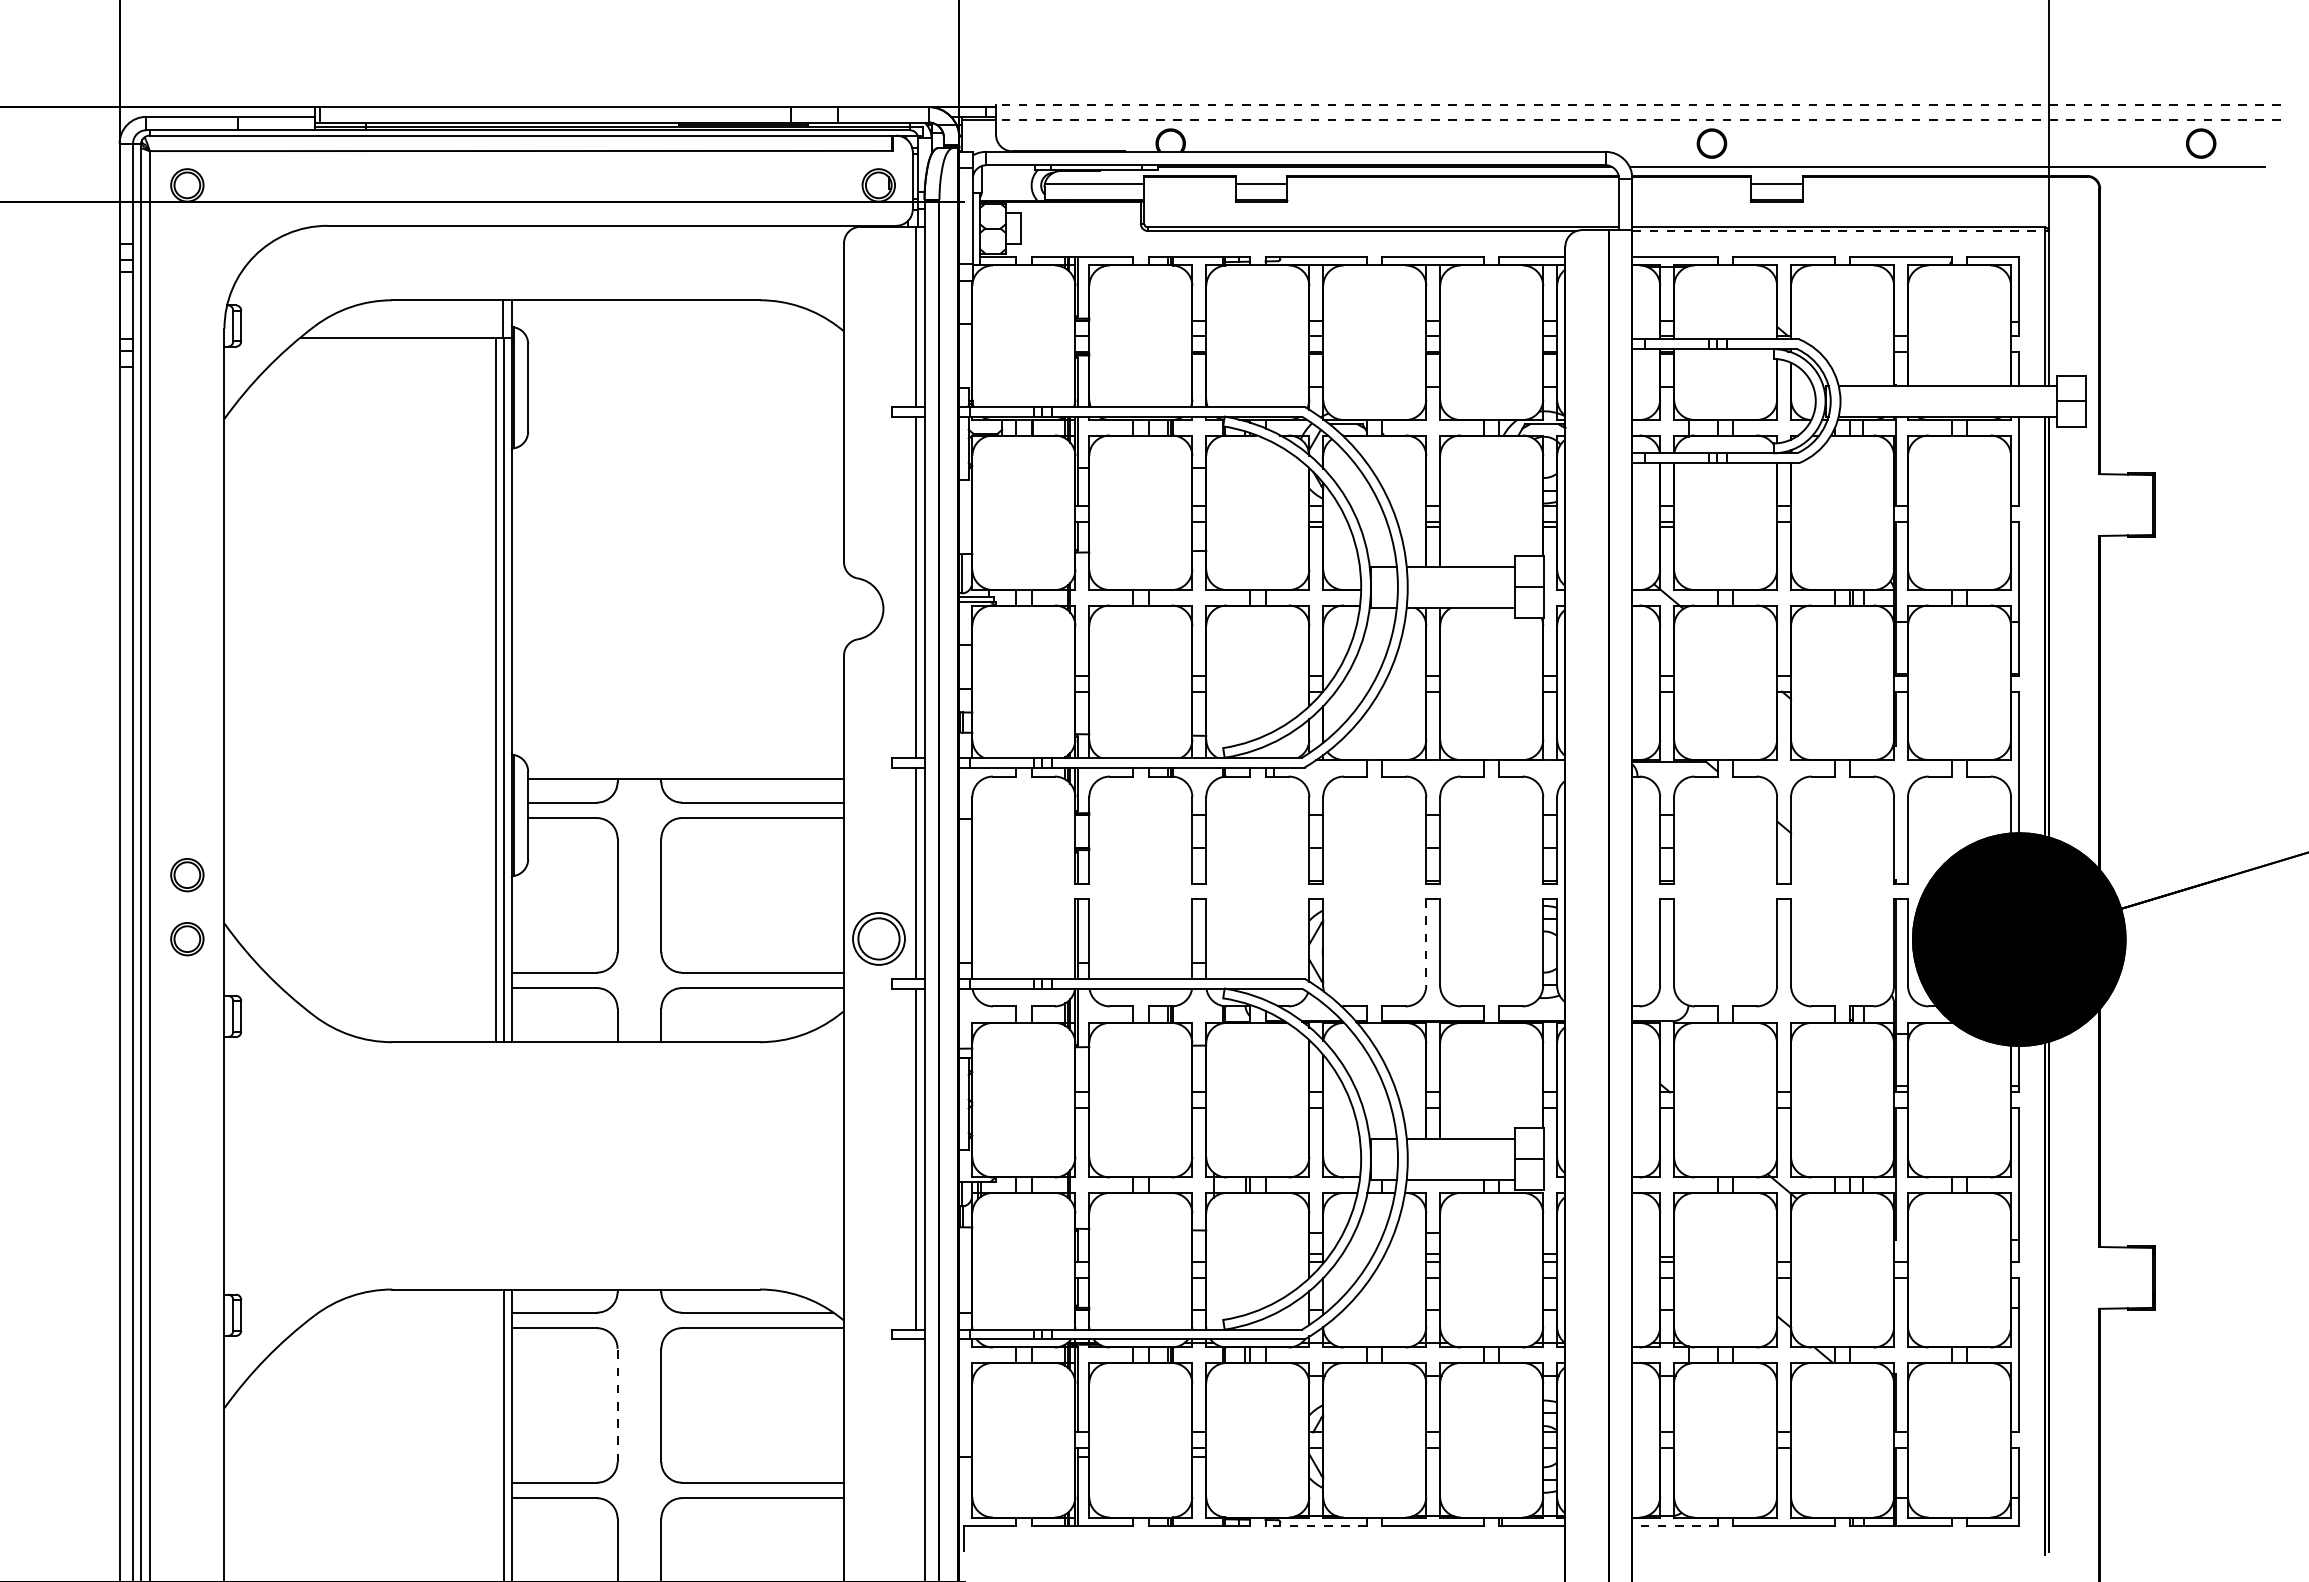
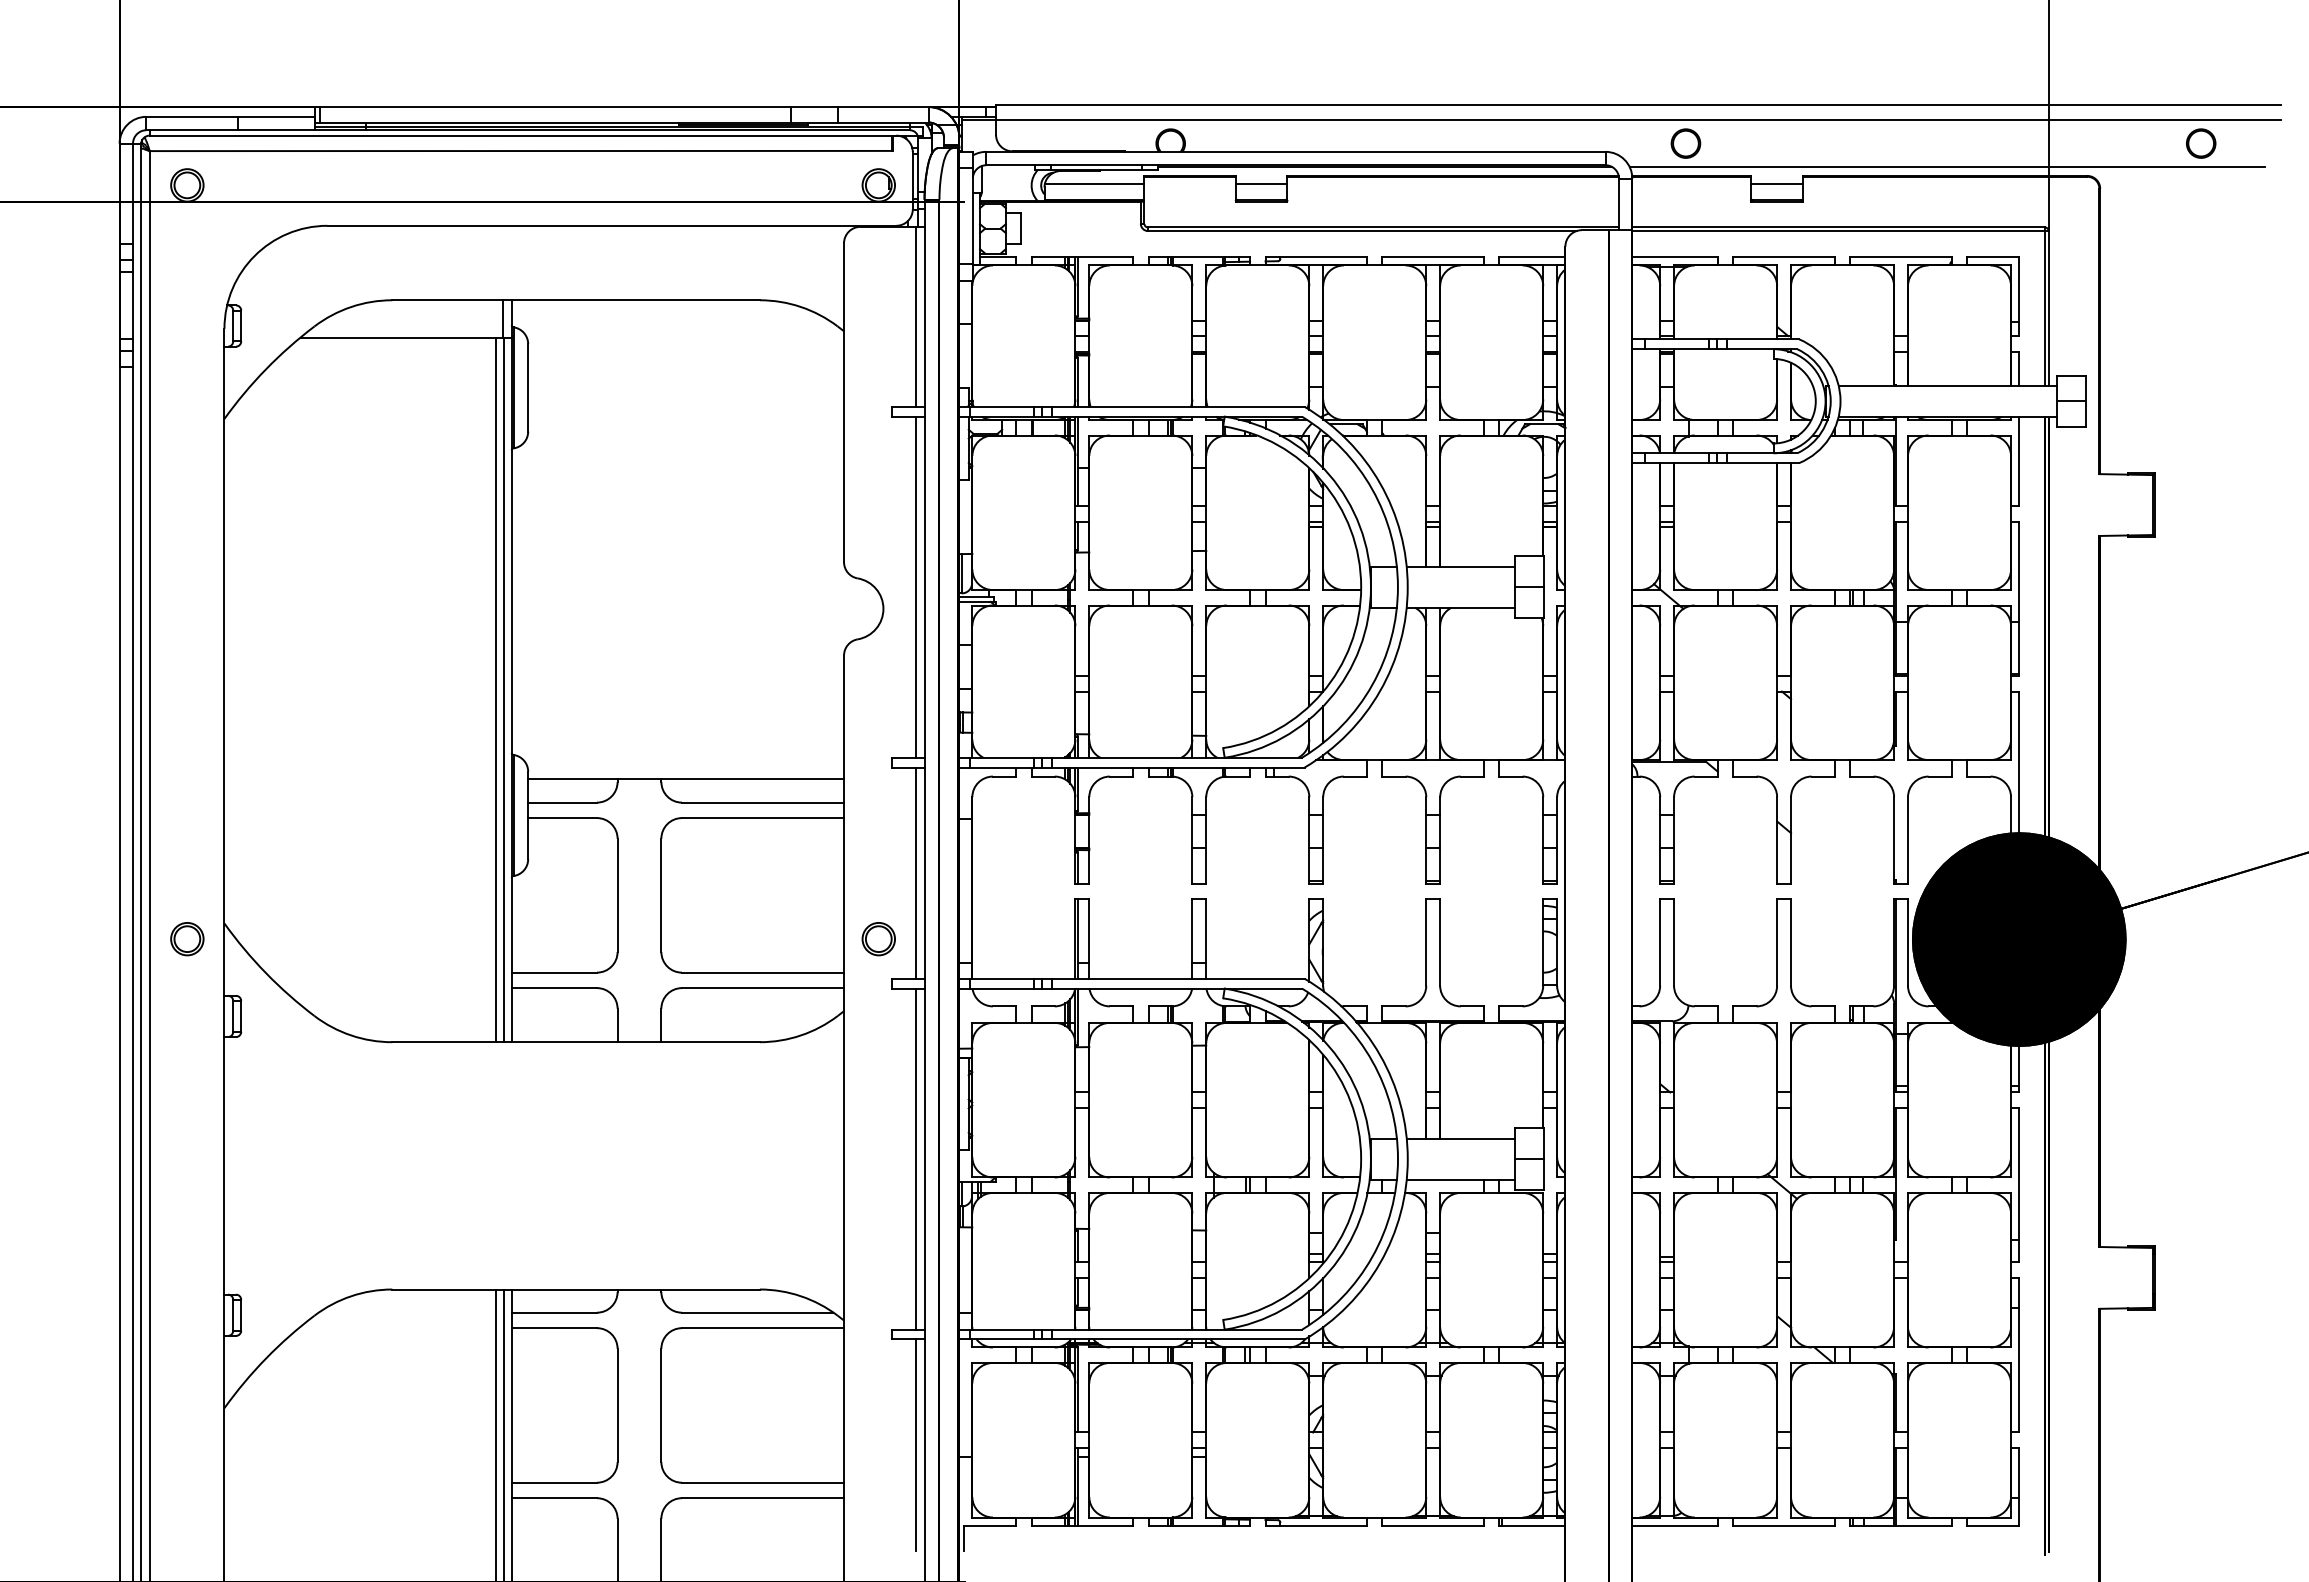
line: dashed -> solid (1638, 104)
line: dashed -> solid (1638, 120)
part position: (1711, 143) -> (1685, 143) (1685, 143)
line: dashed -> solid (1841, 231)
part: present -> none (187, 875)
part size: 54x54 px -> 35x35 px (878, 939)
line: dashed -> solid (1426, 943)
line: dashed -> solid (617, 1405)
line: none -> present (495, 1433)
line: none -> present (916, 1444)
line: dashed -> solid (1316, 1525)
line: dashed -> solid (1675, 1525)
